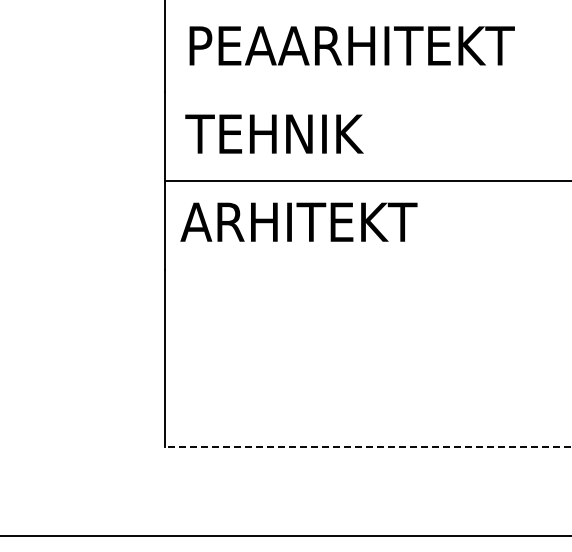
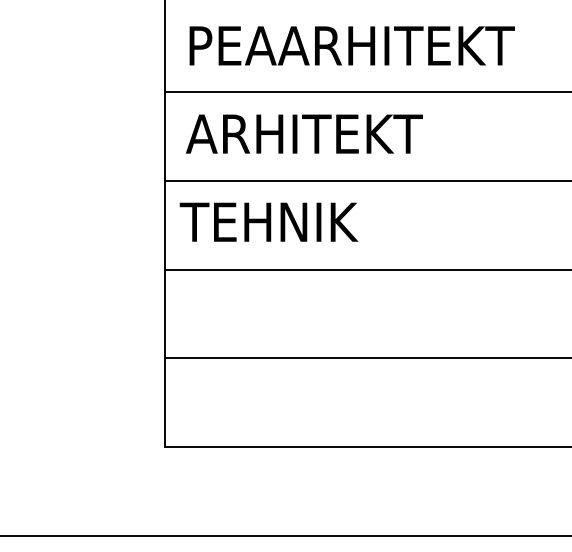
line: none -> present (366, 92)
text: TEHNIK -> ARHITEKT (303, 133)
text: ARHITEKT -> TEHNIK (298, 221)
line: none -> present (366, 269)
line: none -> present (366, 358)
line: dashed -> solid (367, 446)
